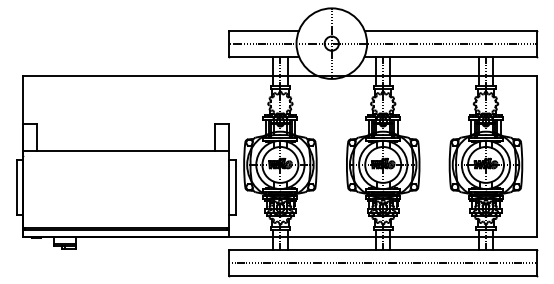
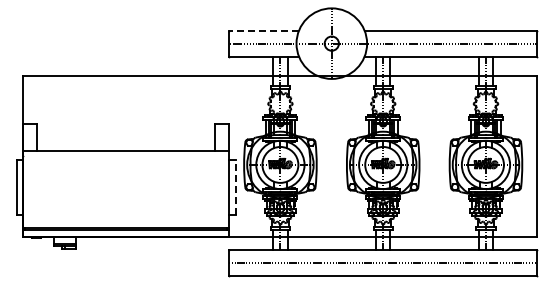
line: solid -> dashed (264, 30)
line: solid -> dashed (235, 186)
